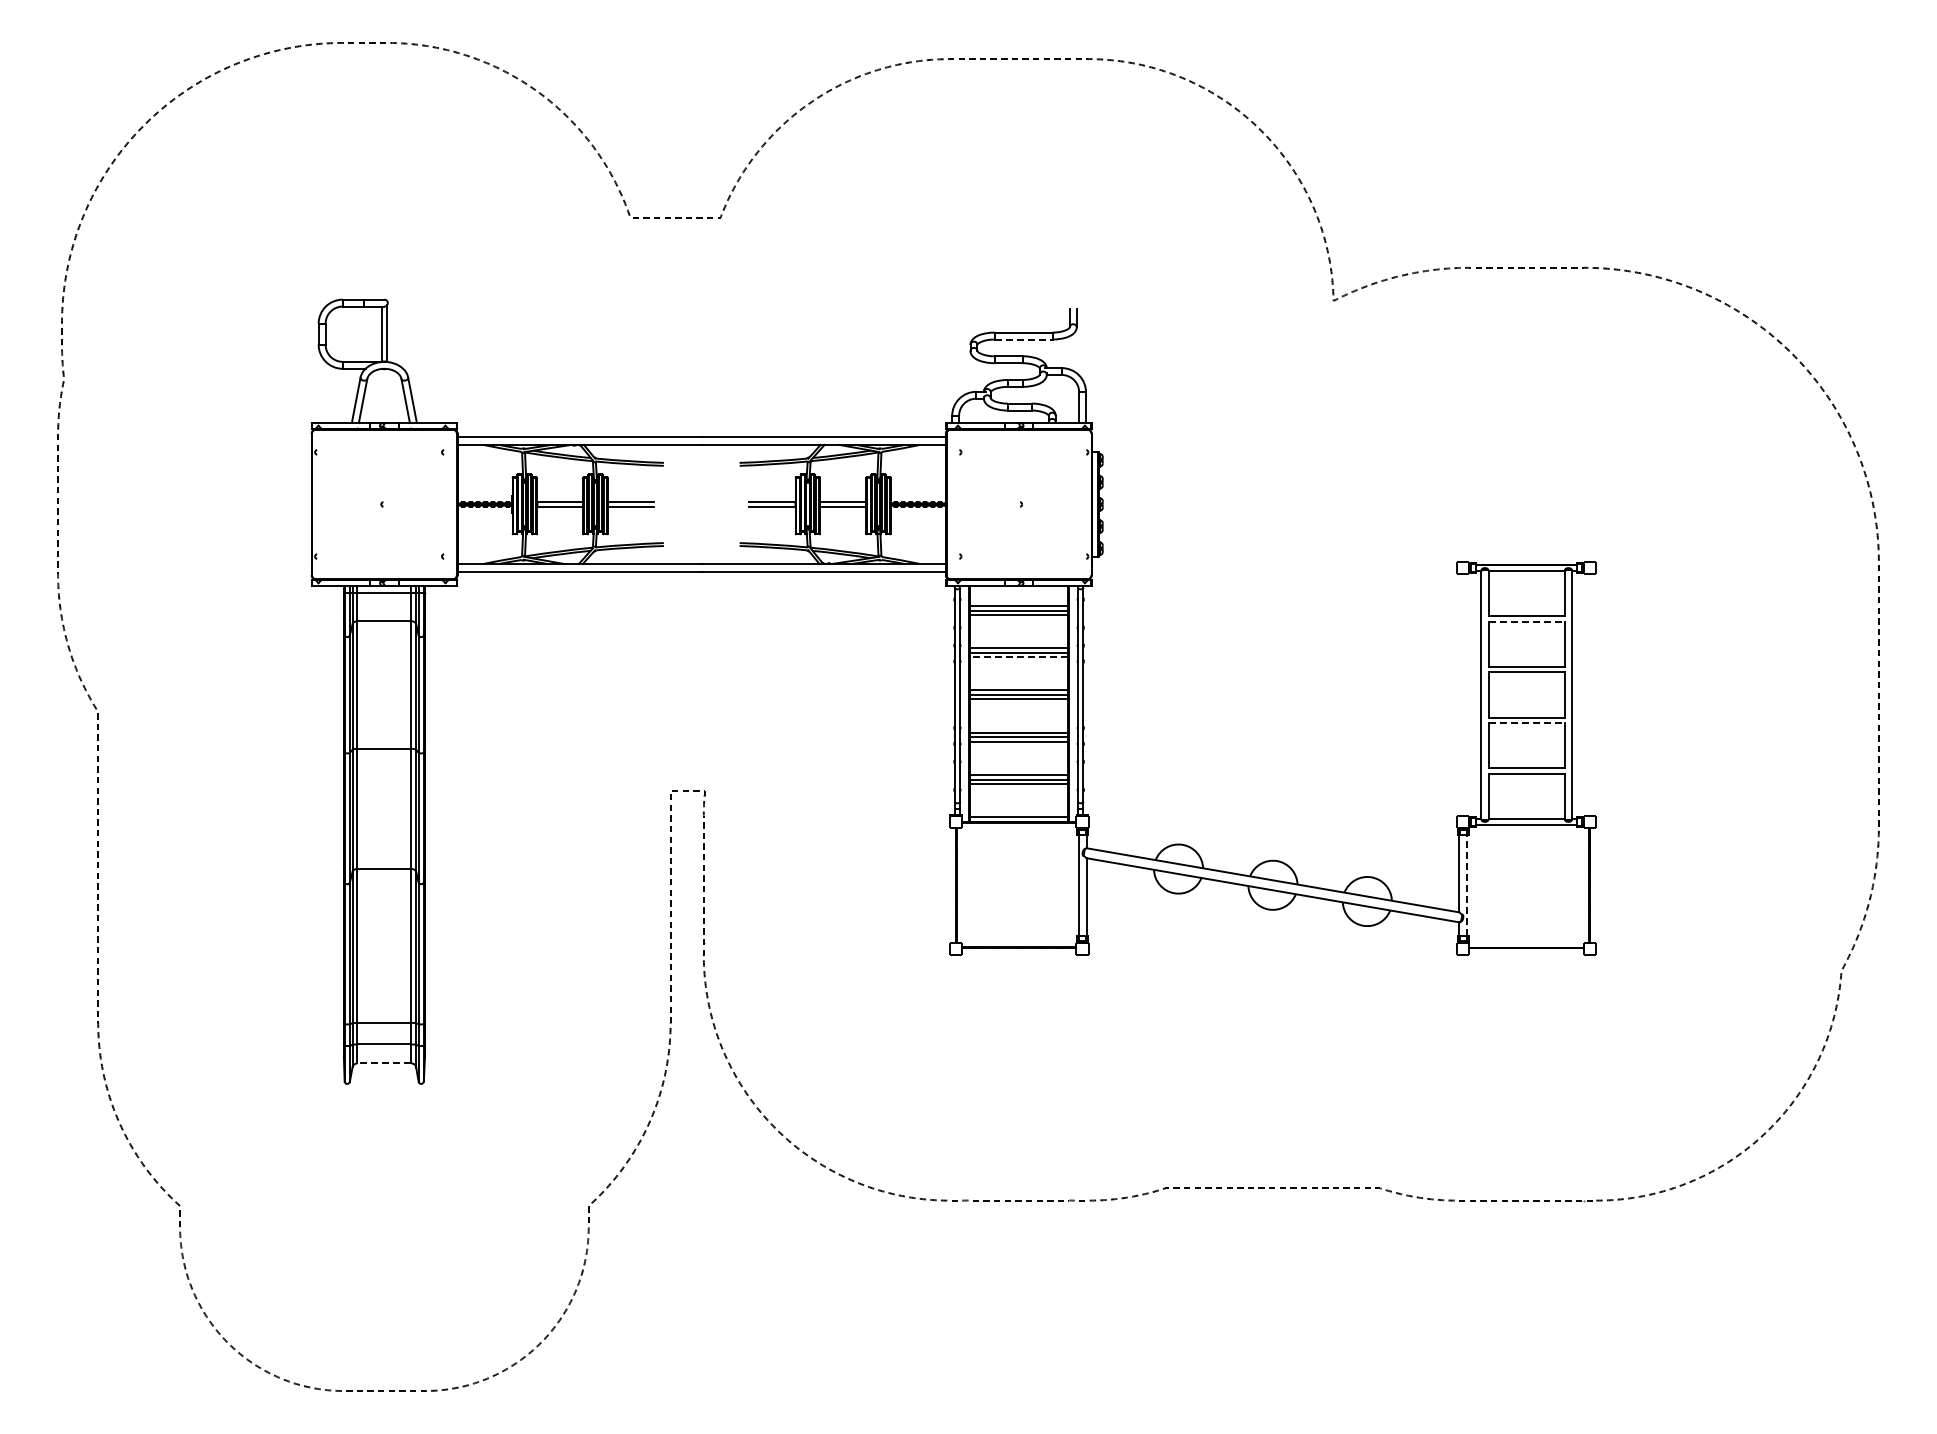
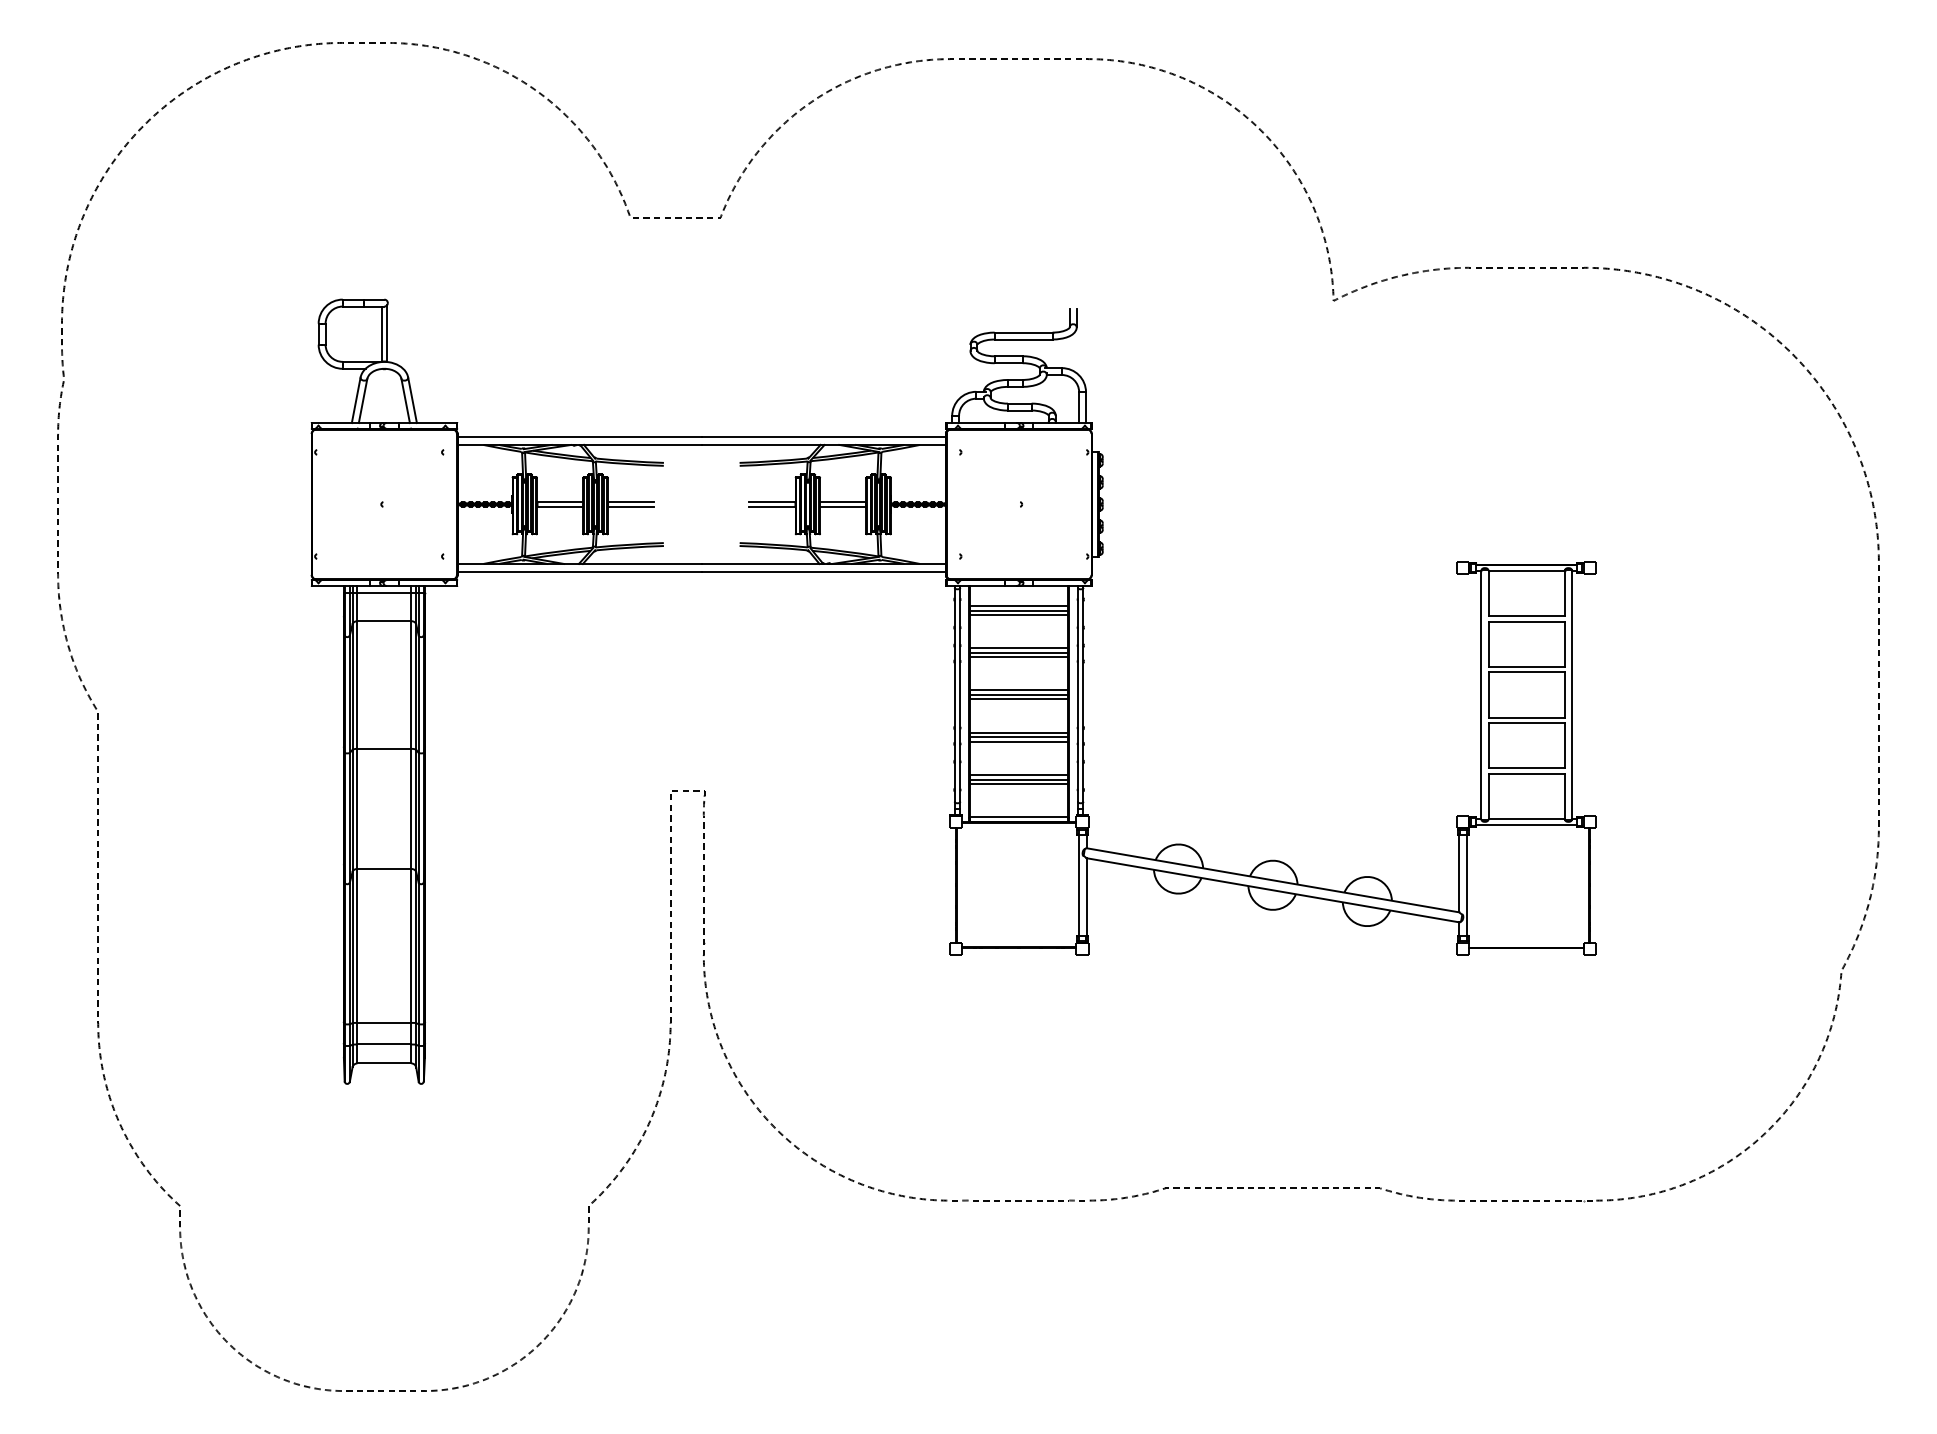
line: dashed -> solid (1023, 339)
line: dashed -> solid (1526, 621)
line: dashed -> solid (1018, 657)
line: dashed -> solid (1526, 723)
line: dashed -> solid (1467, 884)
line: dashed -> solid (383, 1063)
